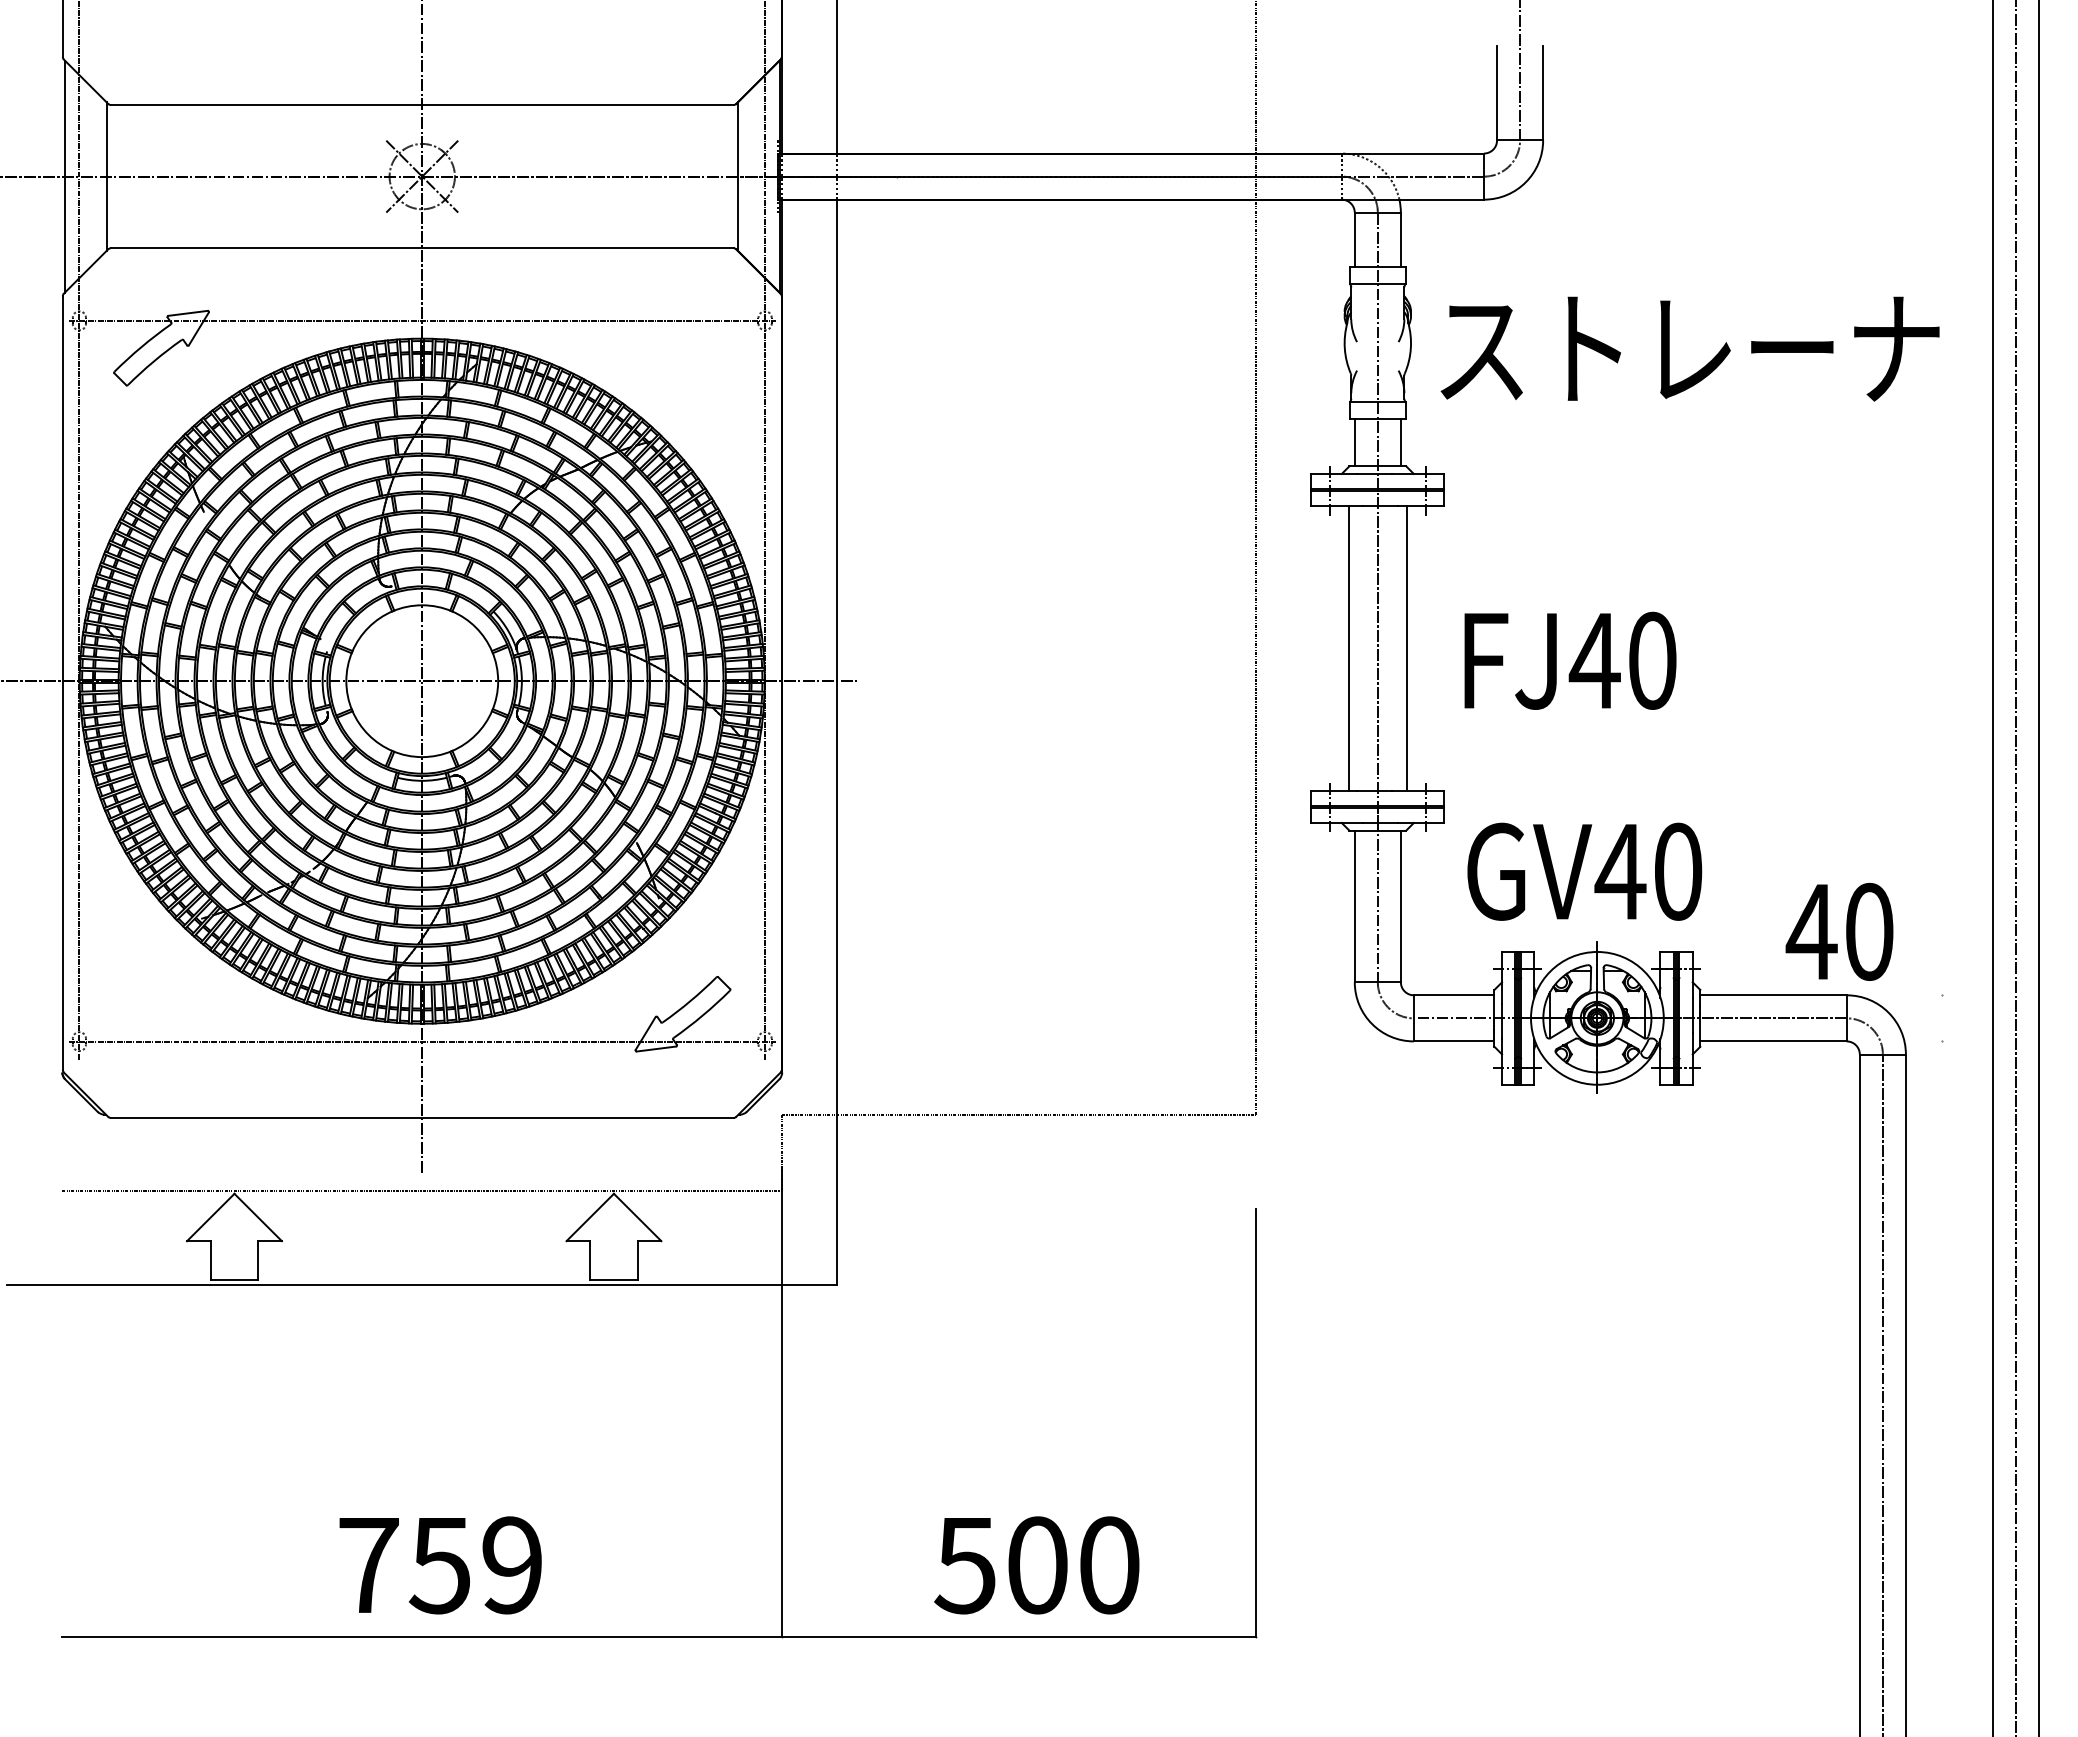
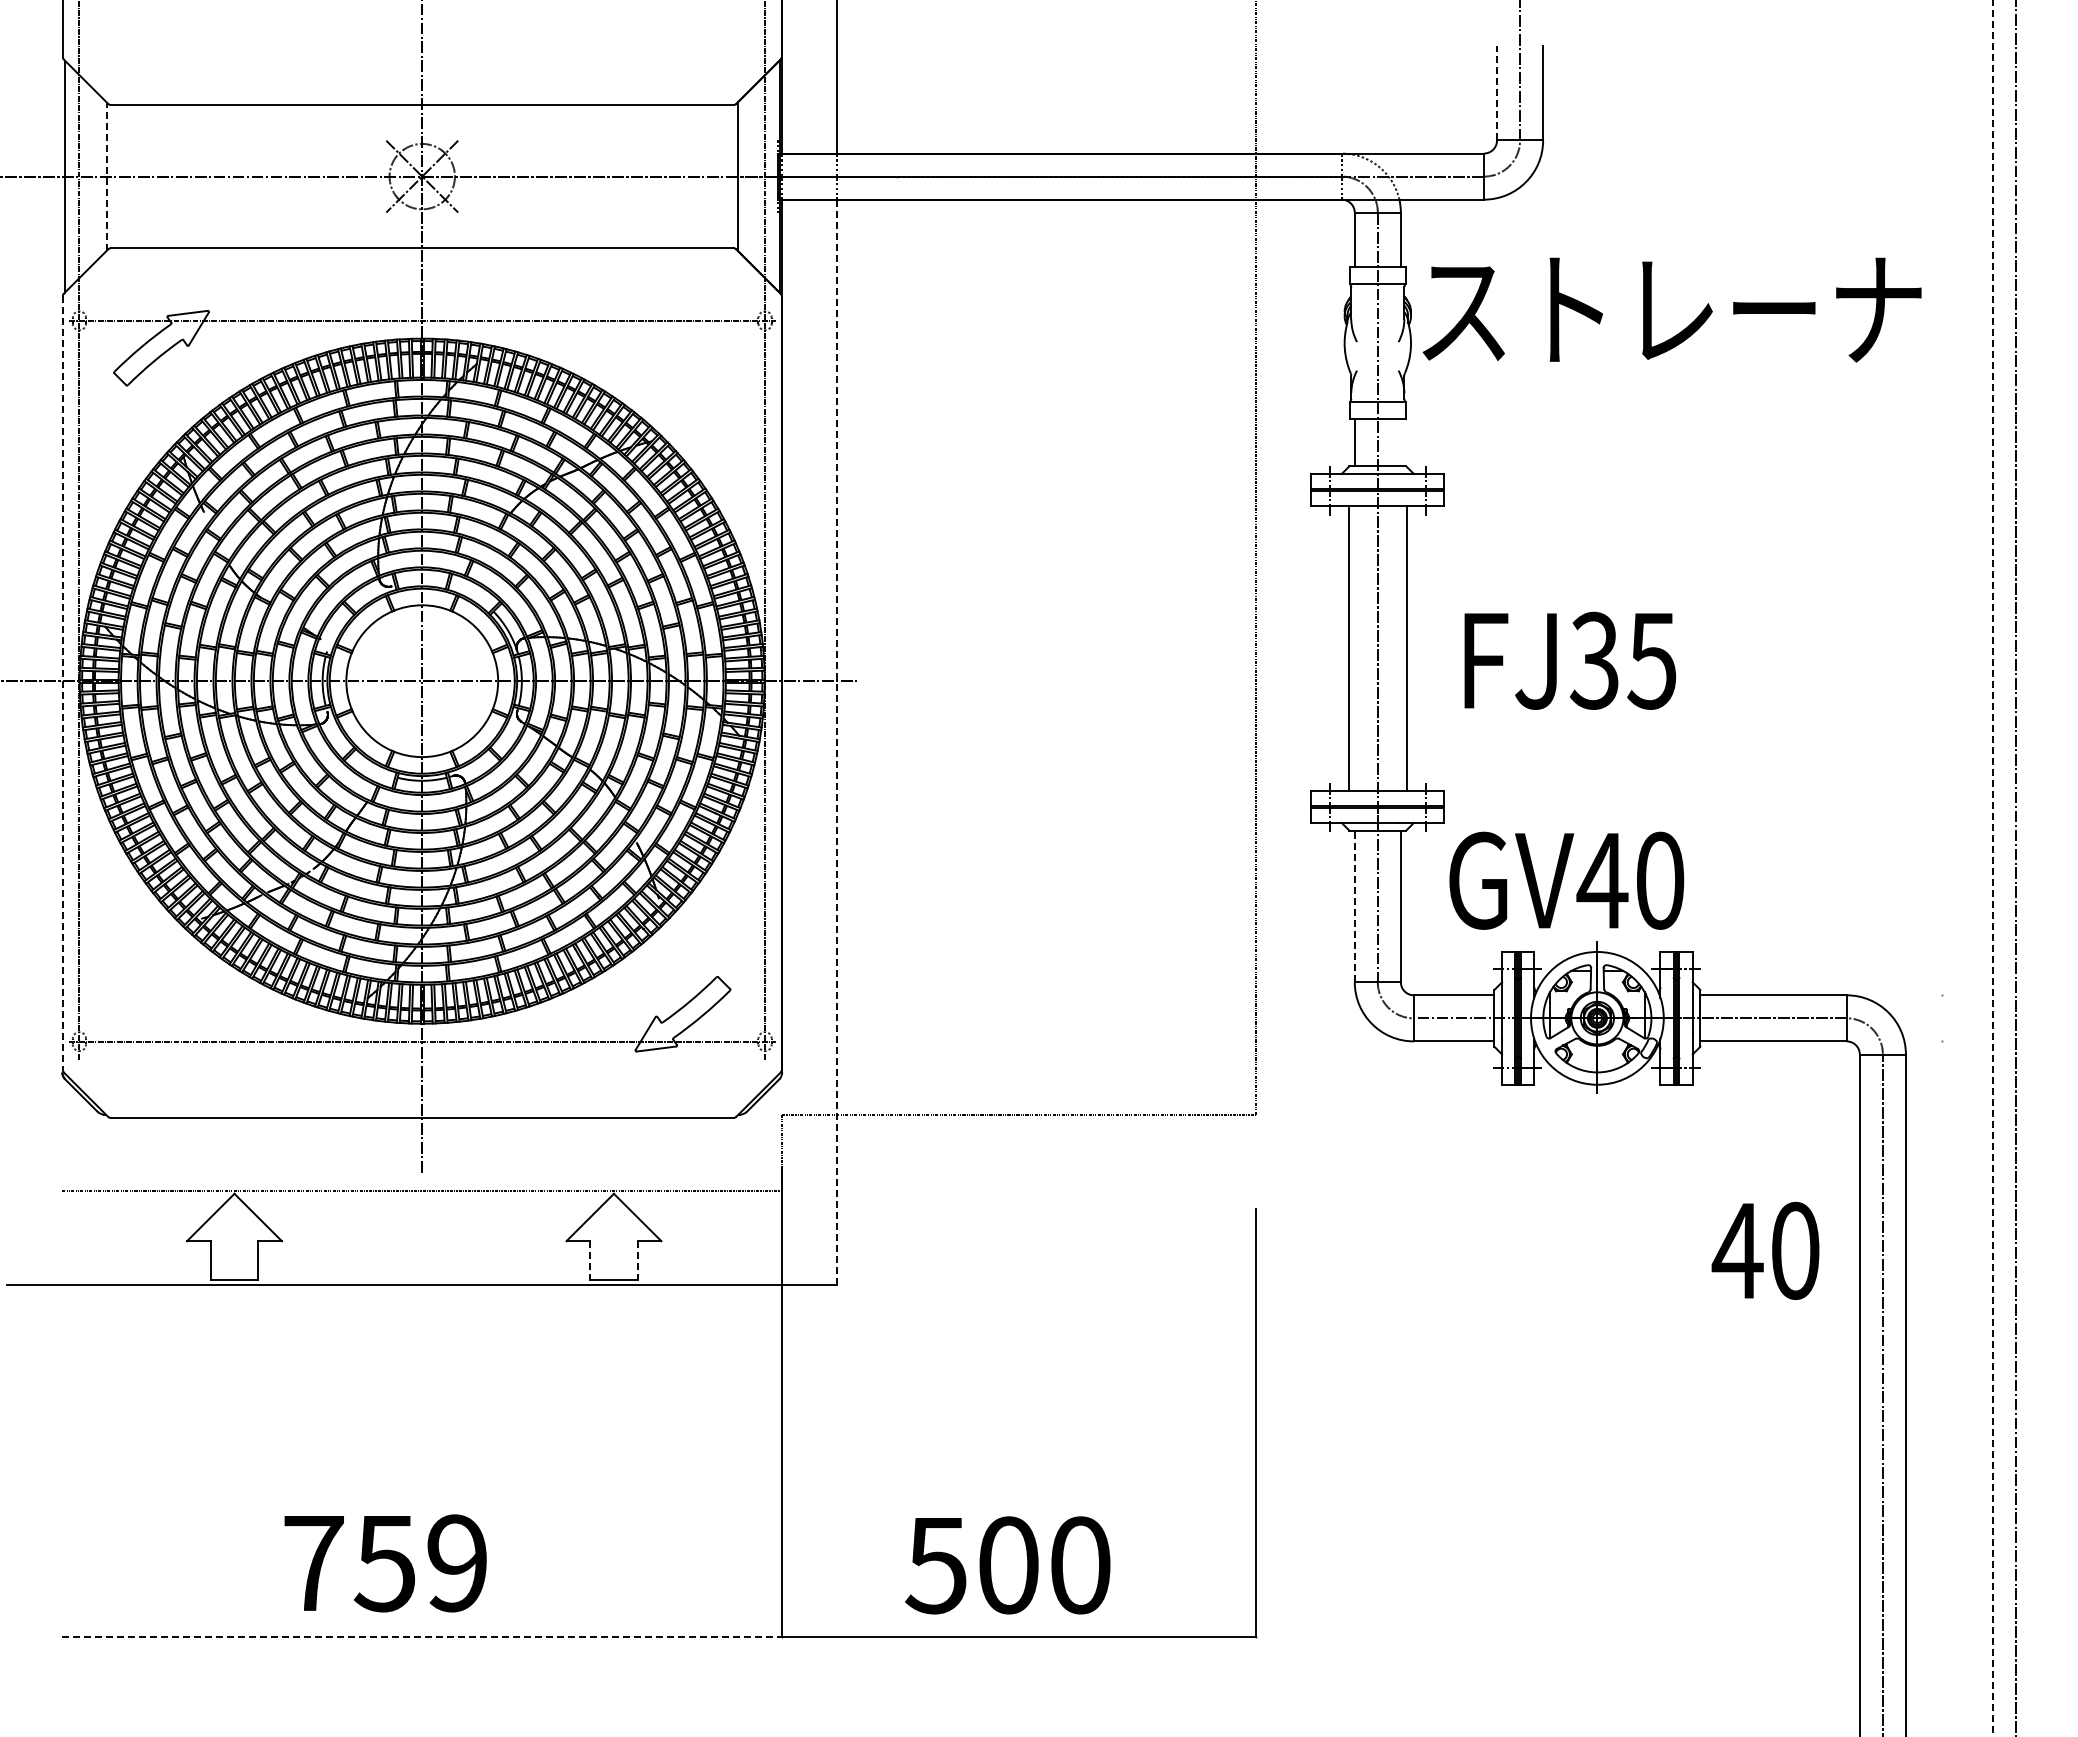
line: solid -> dashed (1497, 92)
line: solid -> dashed (106, 176)
text position: (1689, 348) -> (1671, 309) (1671, 309)
line: present -> none (1400, 442)
text: FJ40 -> FJ35 (1622, 660)
line: solid -> dashed (62, 683)
line: solid -> dashed (837, 742)
line: present -> none (2038, 867)
line: solid -> dashed (1992, 868)
text position: (1584, 871) -> (1566, 880) (1566, 880)
line: solid -> dashed (1354, 906)
text position: (1839, 931) -> (1765, 1250) (1765, 1250)
line: solid -> dashed (590, 1260)
line: solid -> dashed (637, 1260)
text position: (440, 1565) -> (385, 1563) (385, 1563)
text position: (1036, 1565) -> (1007, 1565) (1007, 1565)
line: solid -> dashed (422, 1636)
